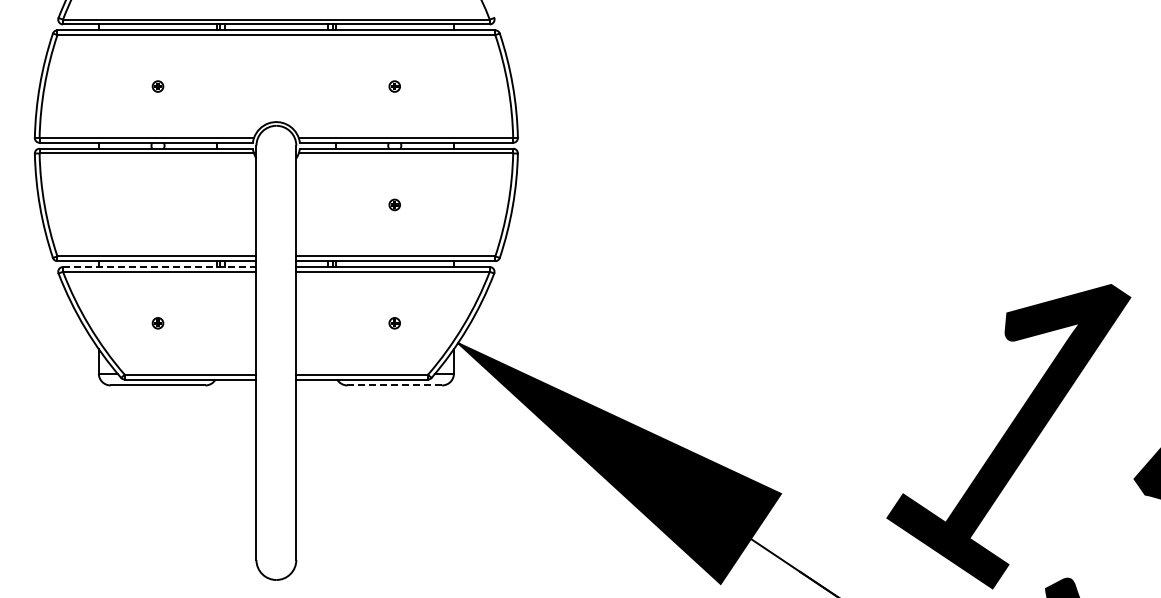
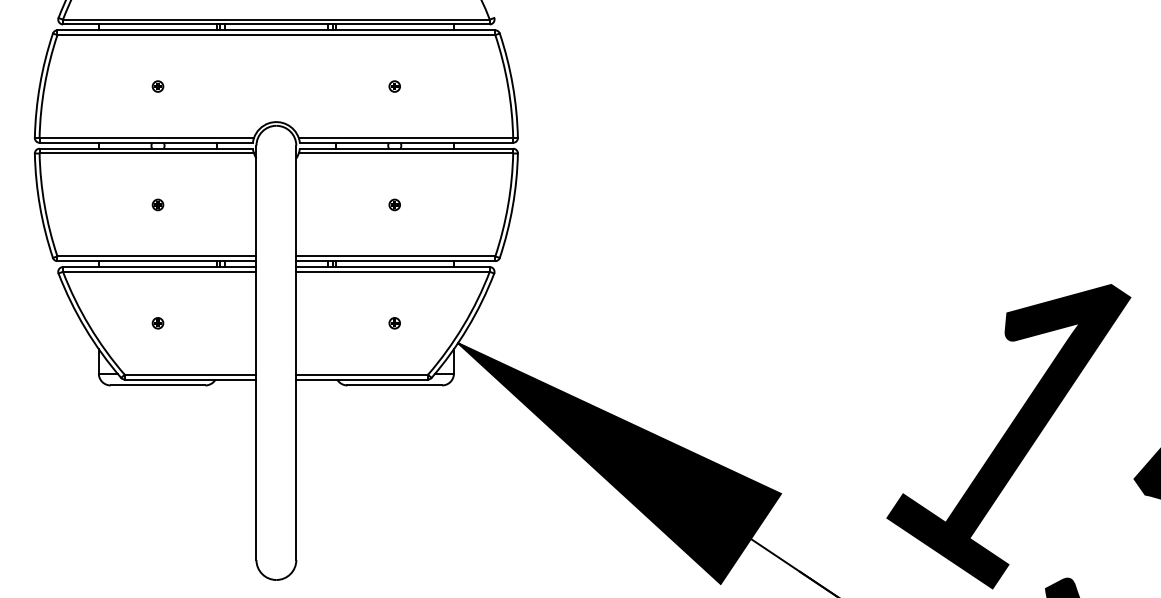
part: none -> present (157, 204)
line: dashed -> solid (159, 267)
line: dashed -> solid (394, 385)
